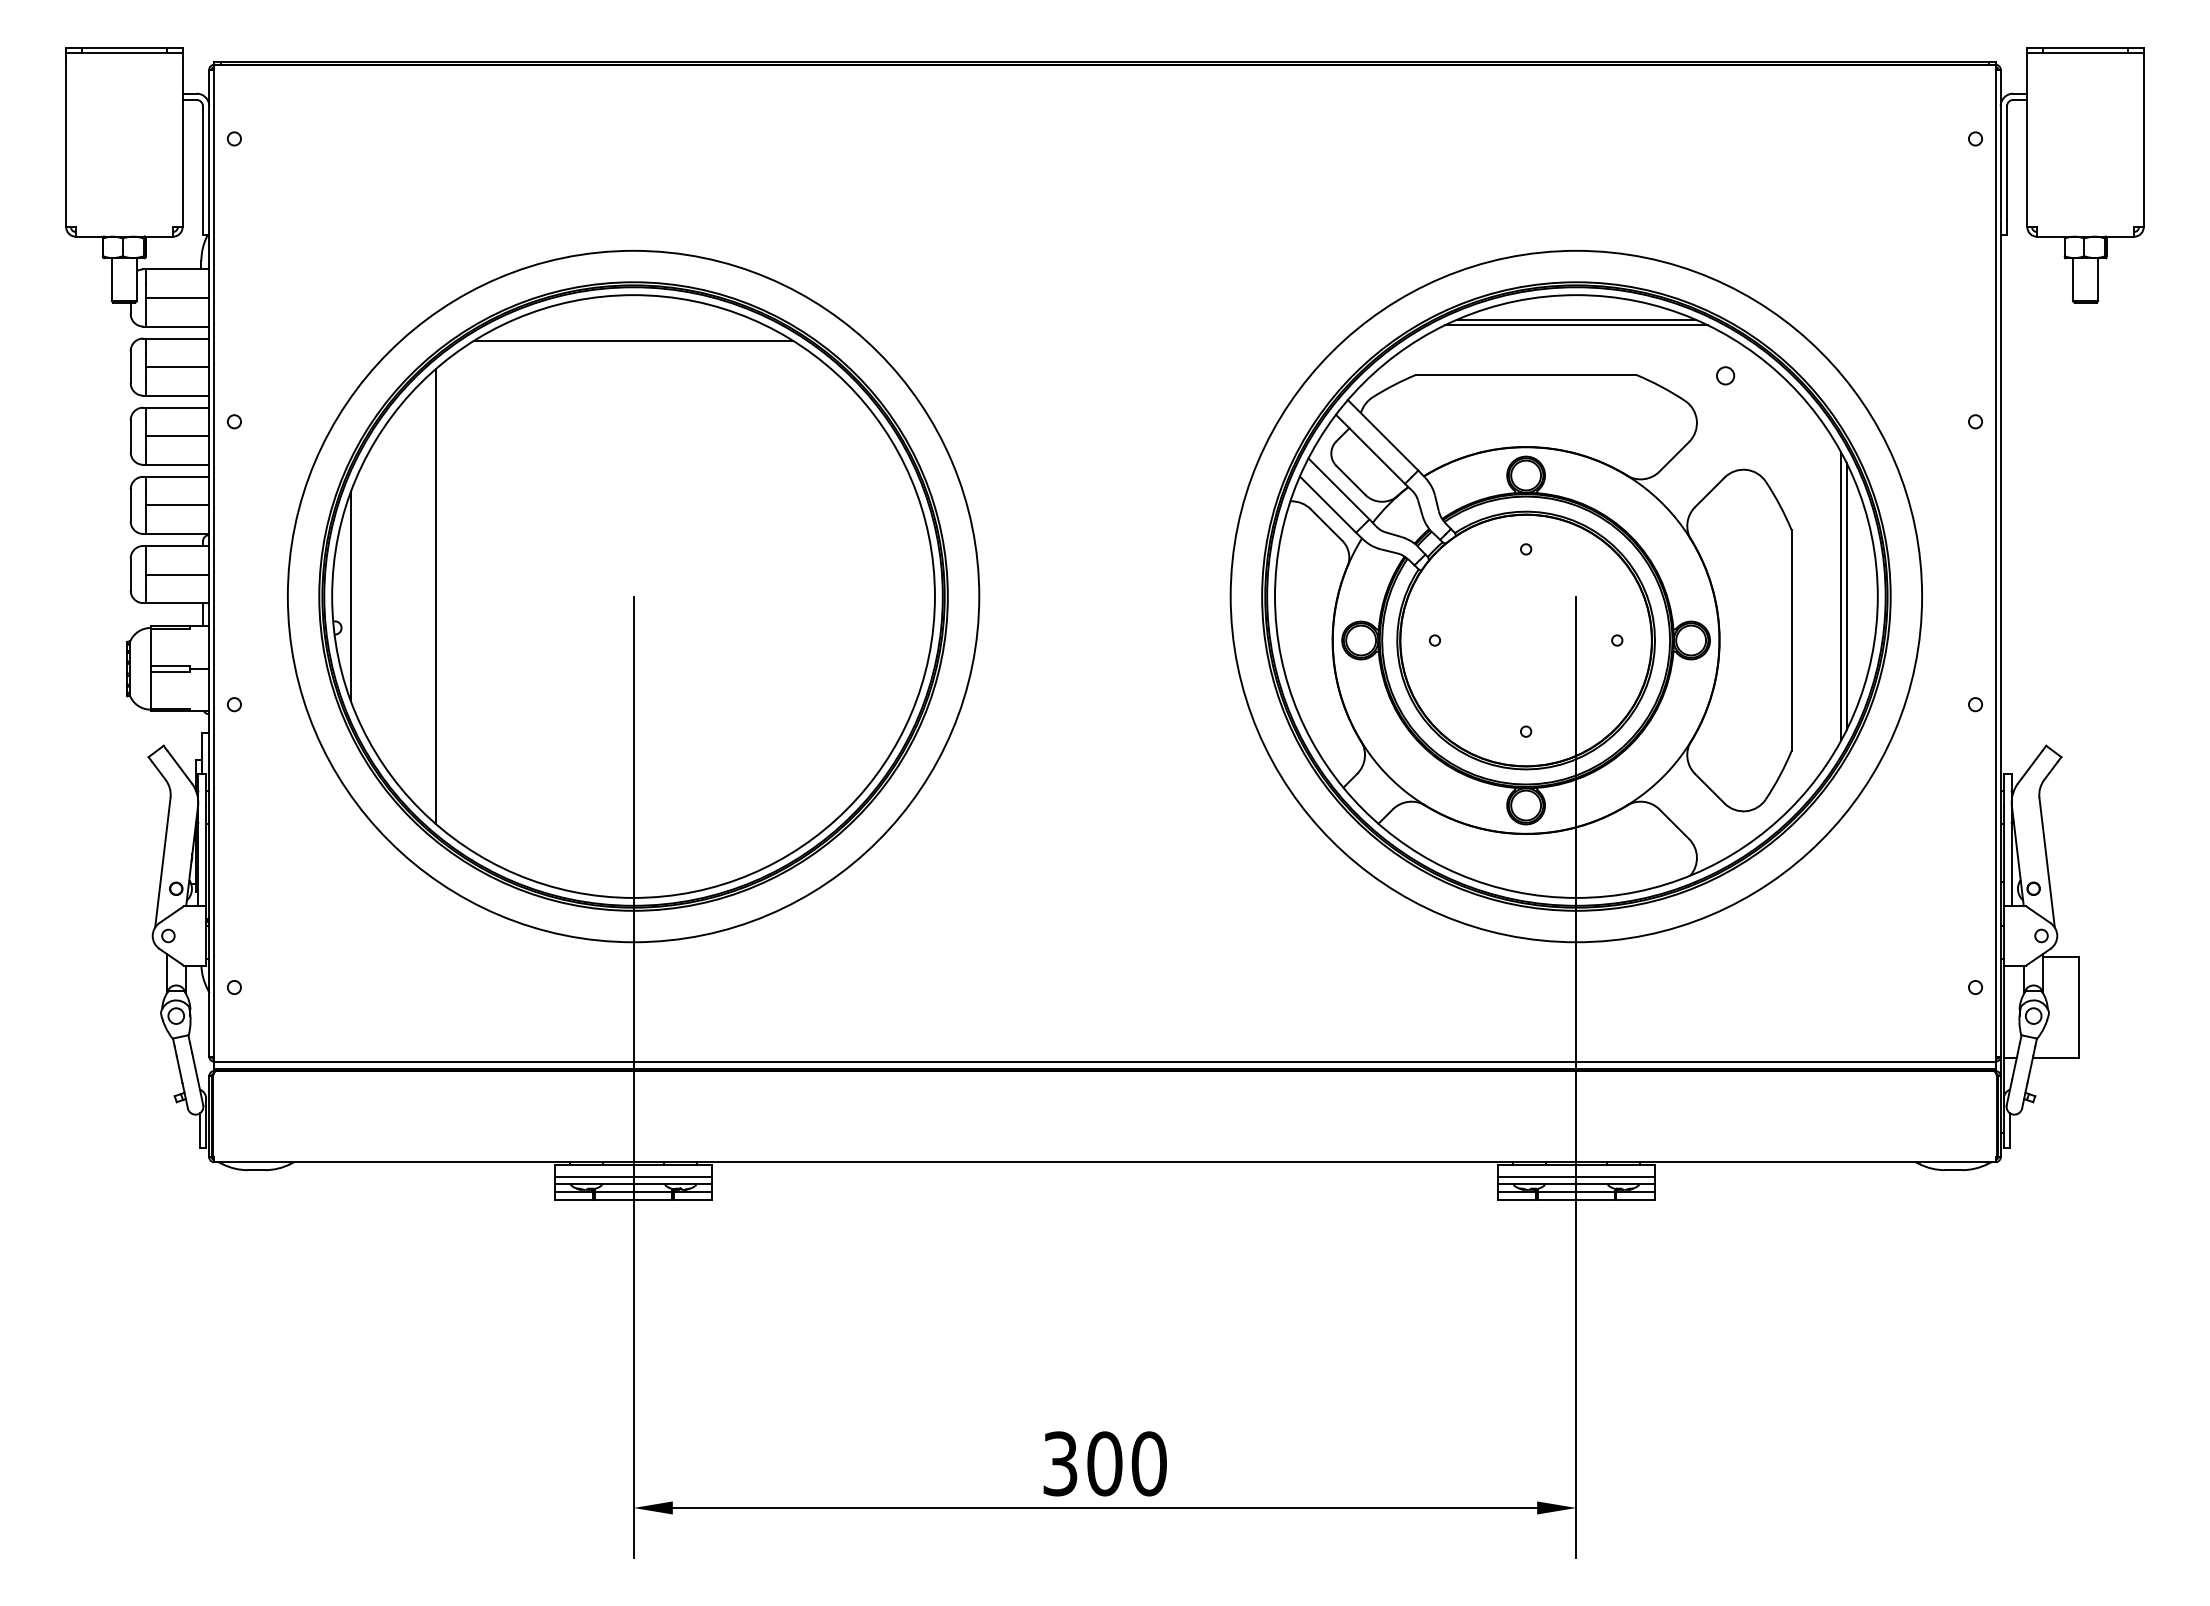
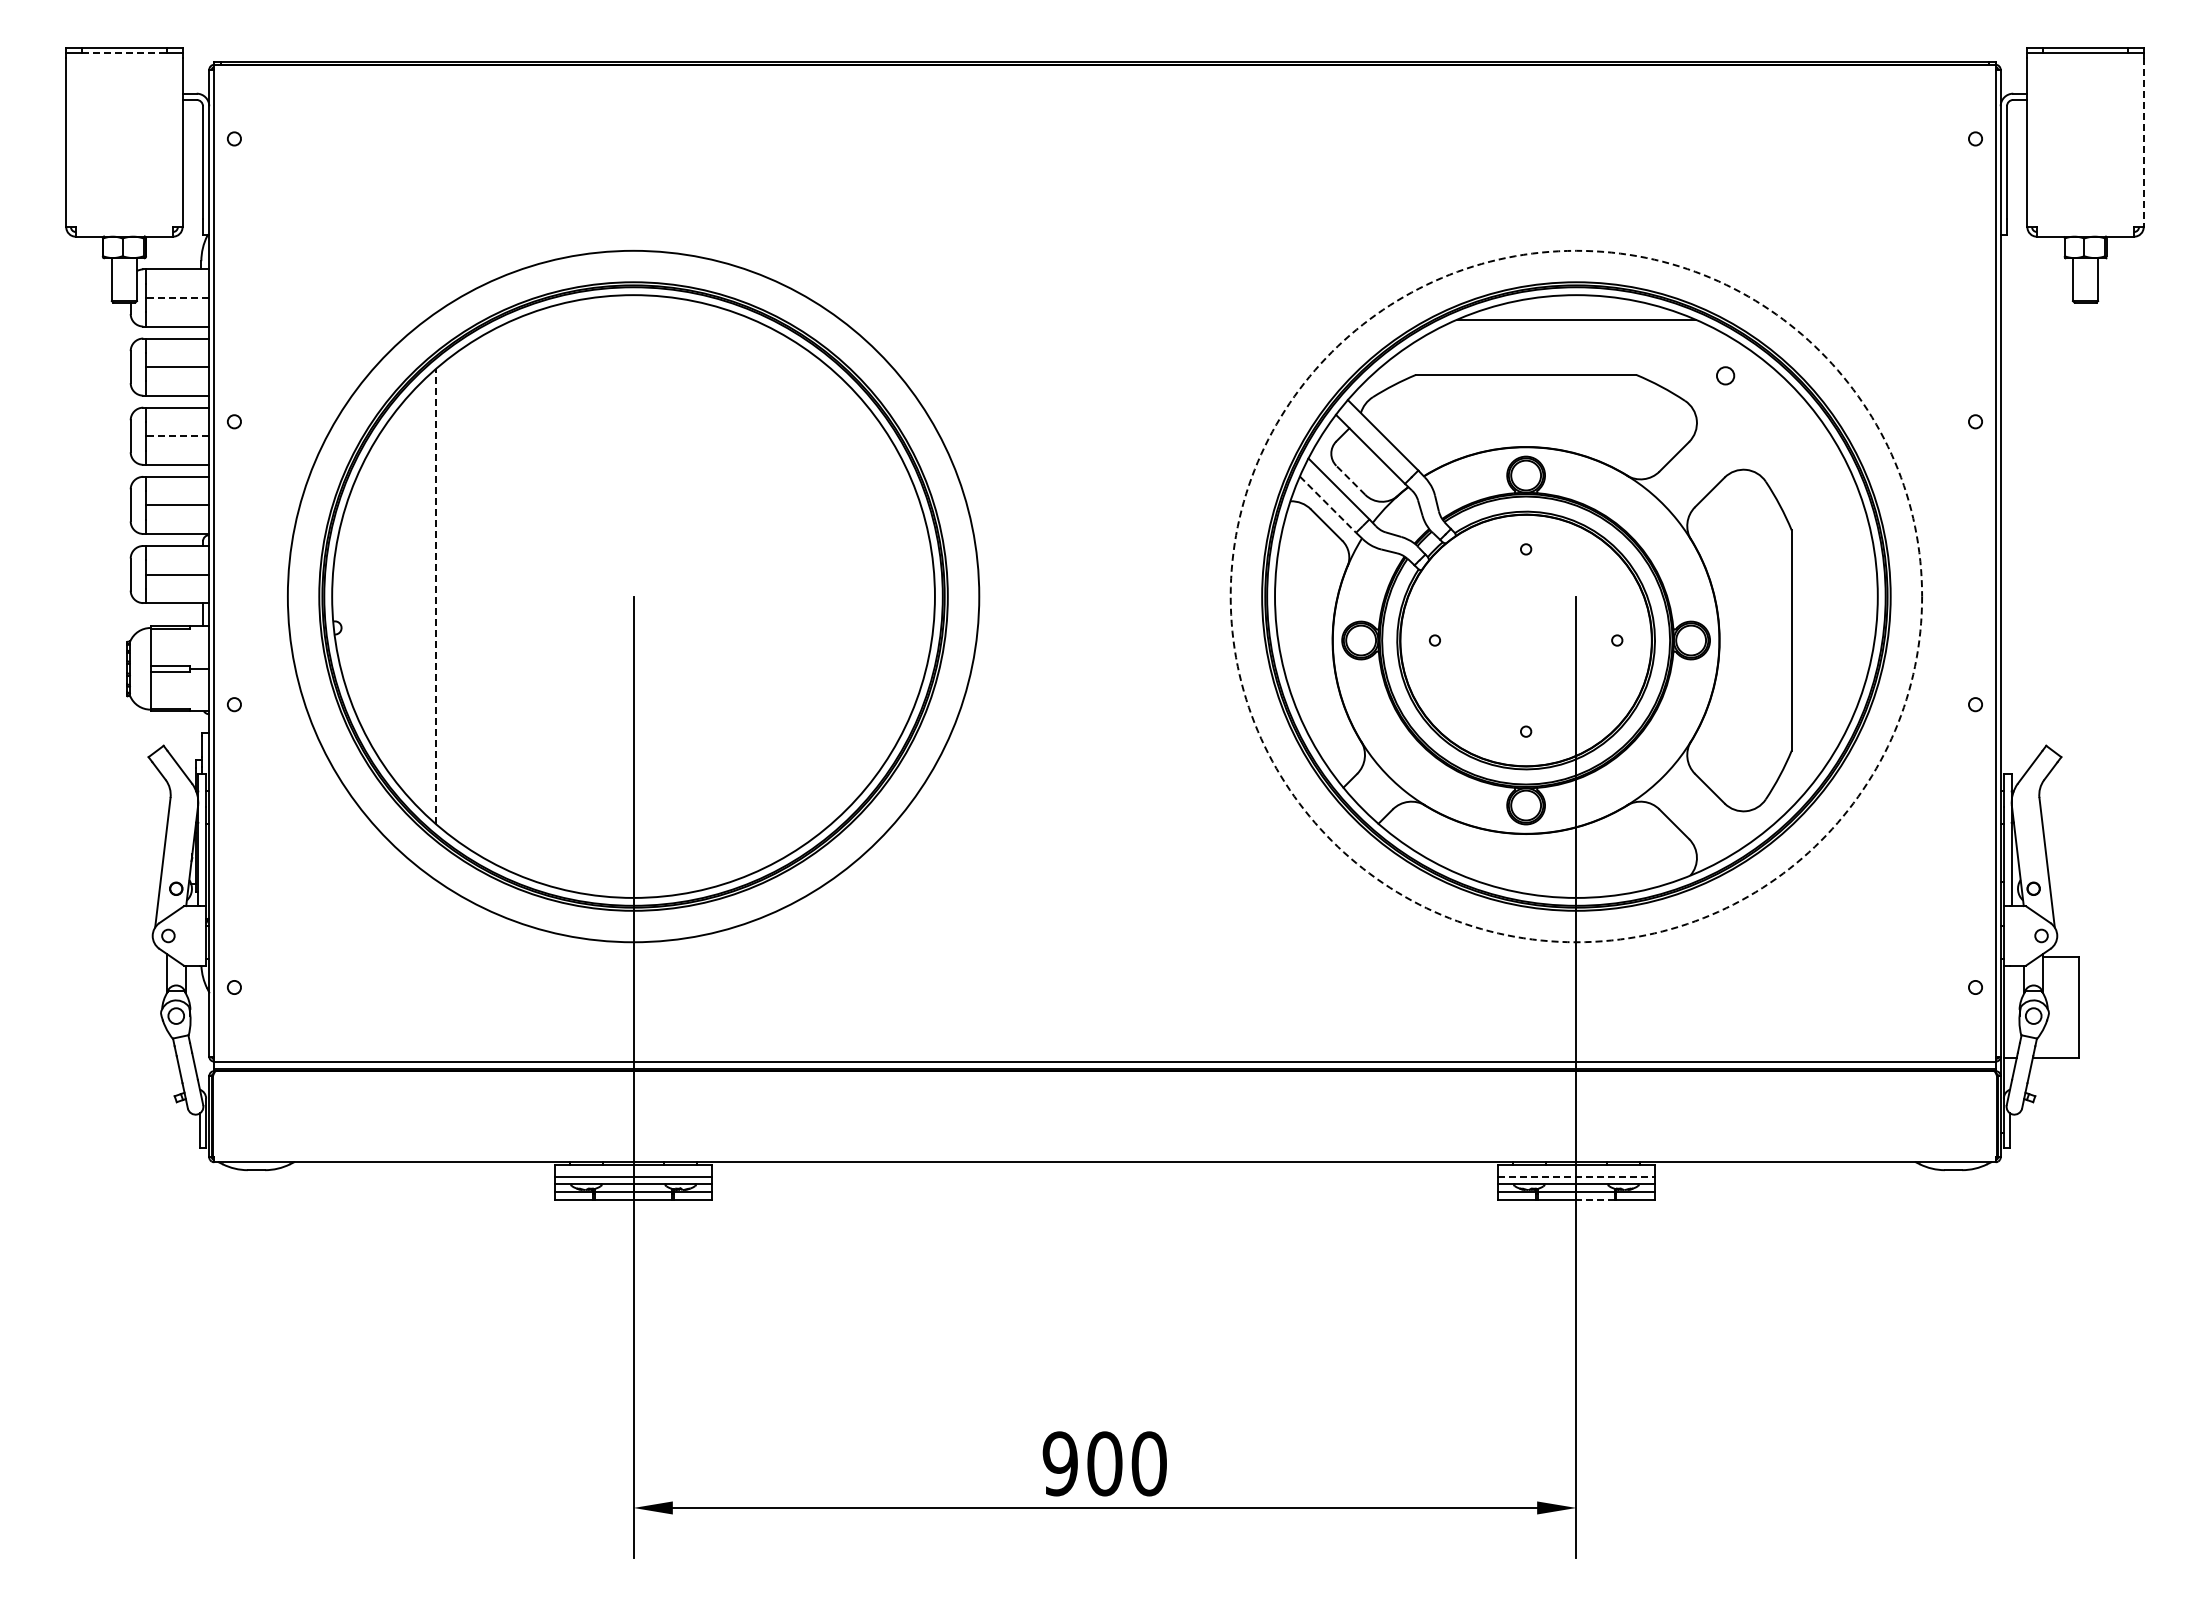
line: solid -> dashed (124, 52)
line: solid -> dashed (2143, 142)
line: solid -> dashed (177, 297)
line: present -> none (1576, 325)
line: present -> none (633, 340)
line: solid -> dashed (177, 436)
line: solid -> dashed (1350, 479)
line: solid -> dashed (1328, 504)
line: present -> none (350, 596)
line: solid -> dashed (435, 596)
circle: solid -> dashed (1576, 596)
line: present -> none (1841, 596)
line: present -> none (1846, 596)
line: solid -> dashed (1576, 1176)
line: solid -> dashed (1595, 1199)
text: 300 -> 900 (1059, 1463)
